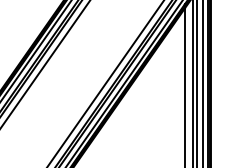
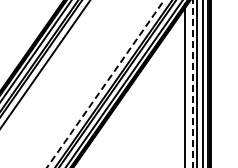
line: solid -> dashed (105, 84)
line: solid -> dashed (192, 84)
